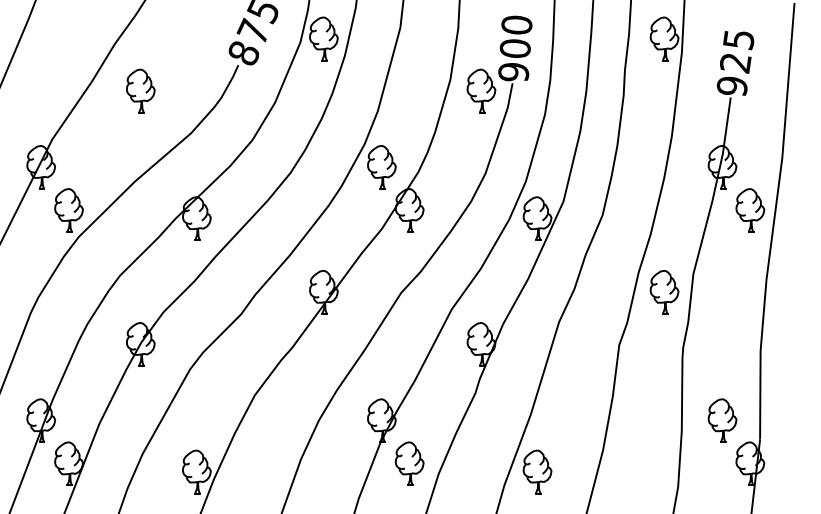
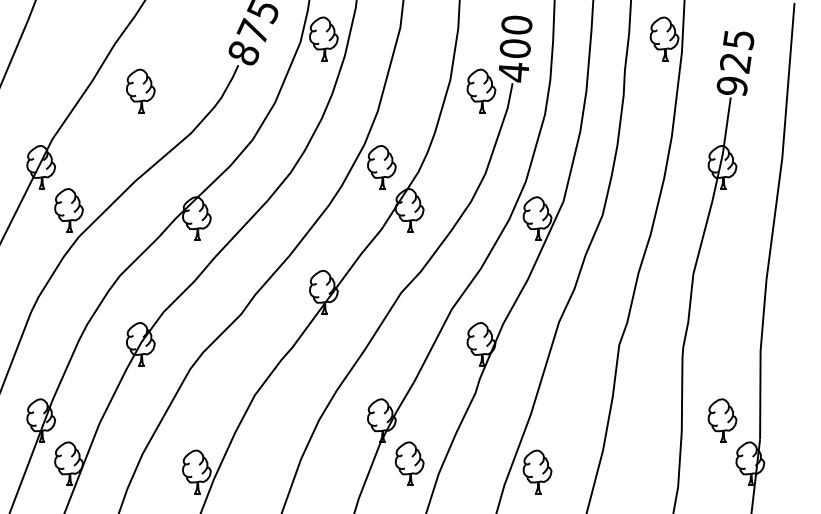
text: 900 -> 400 (513, 72)
part: present -> none (750, 210)
part: present -> none (664, 292)
